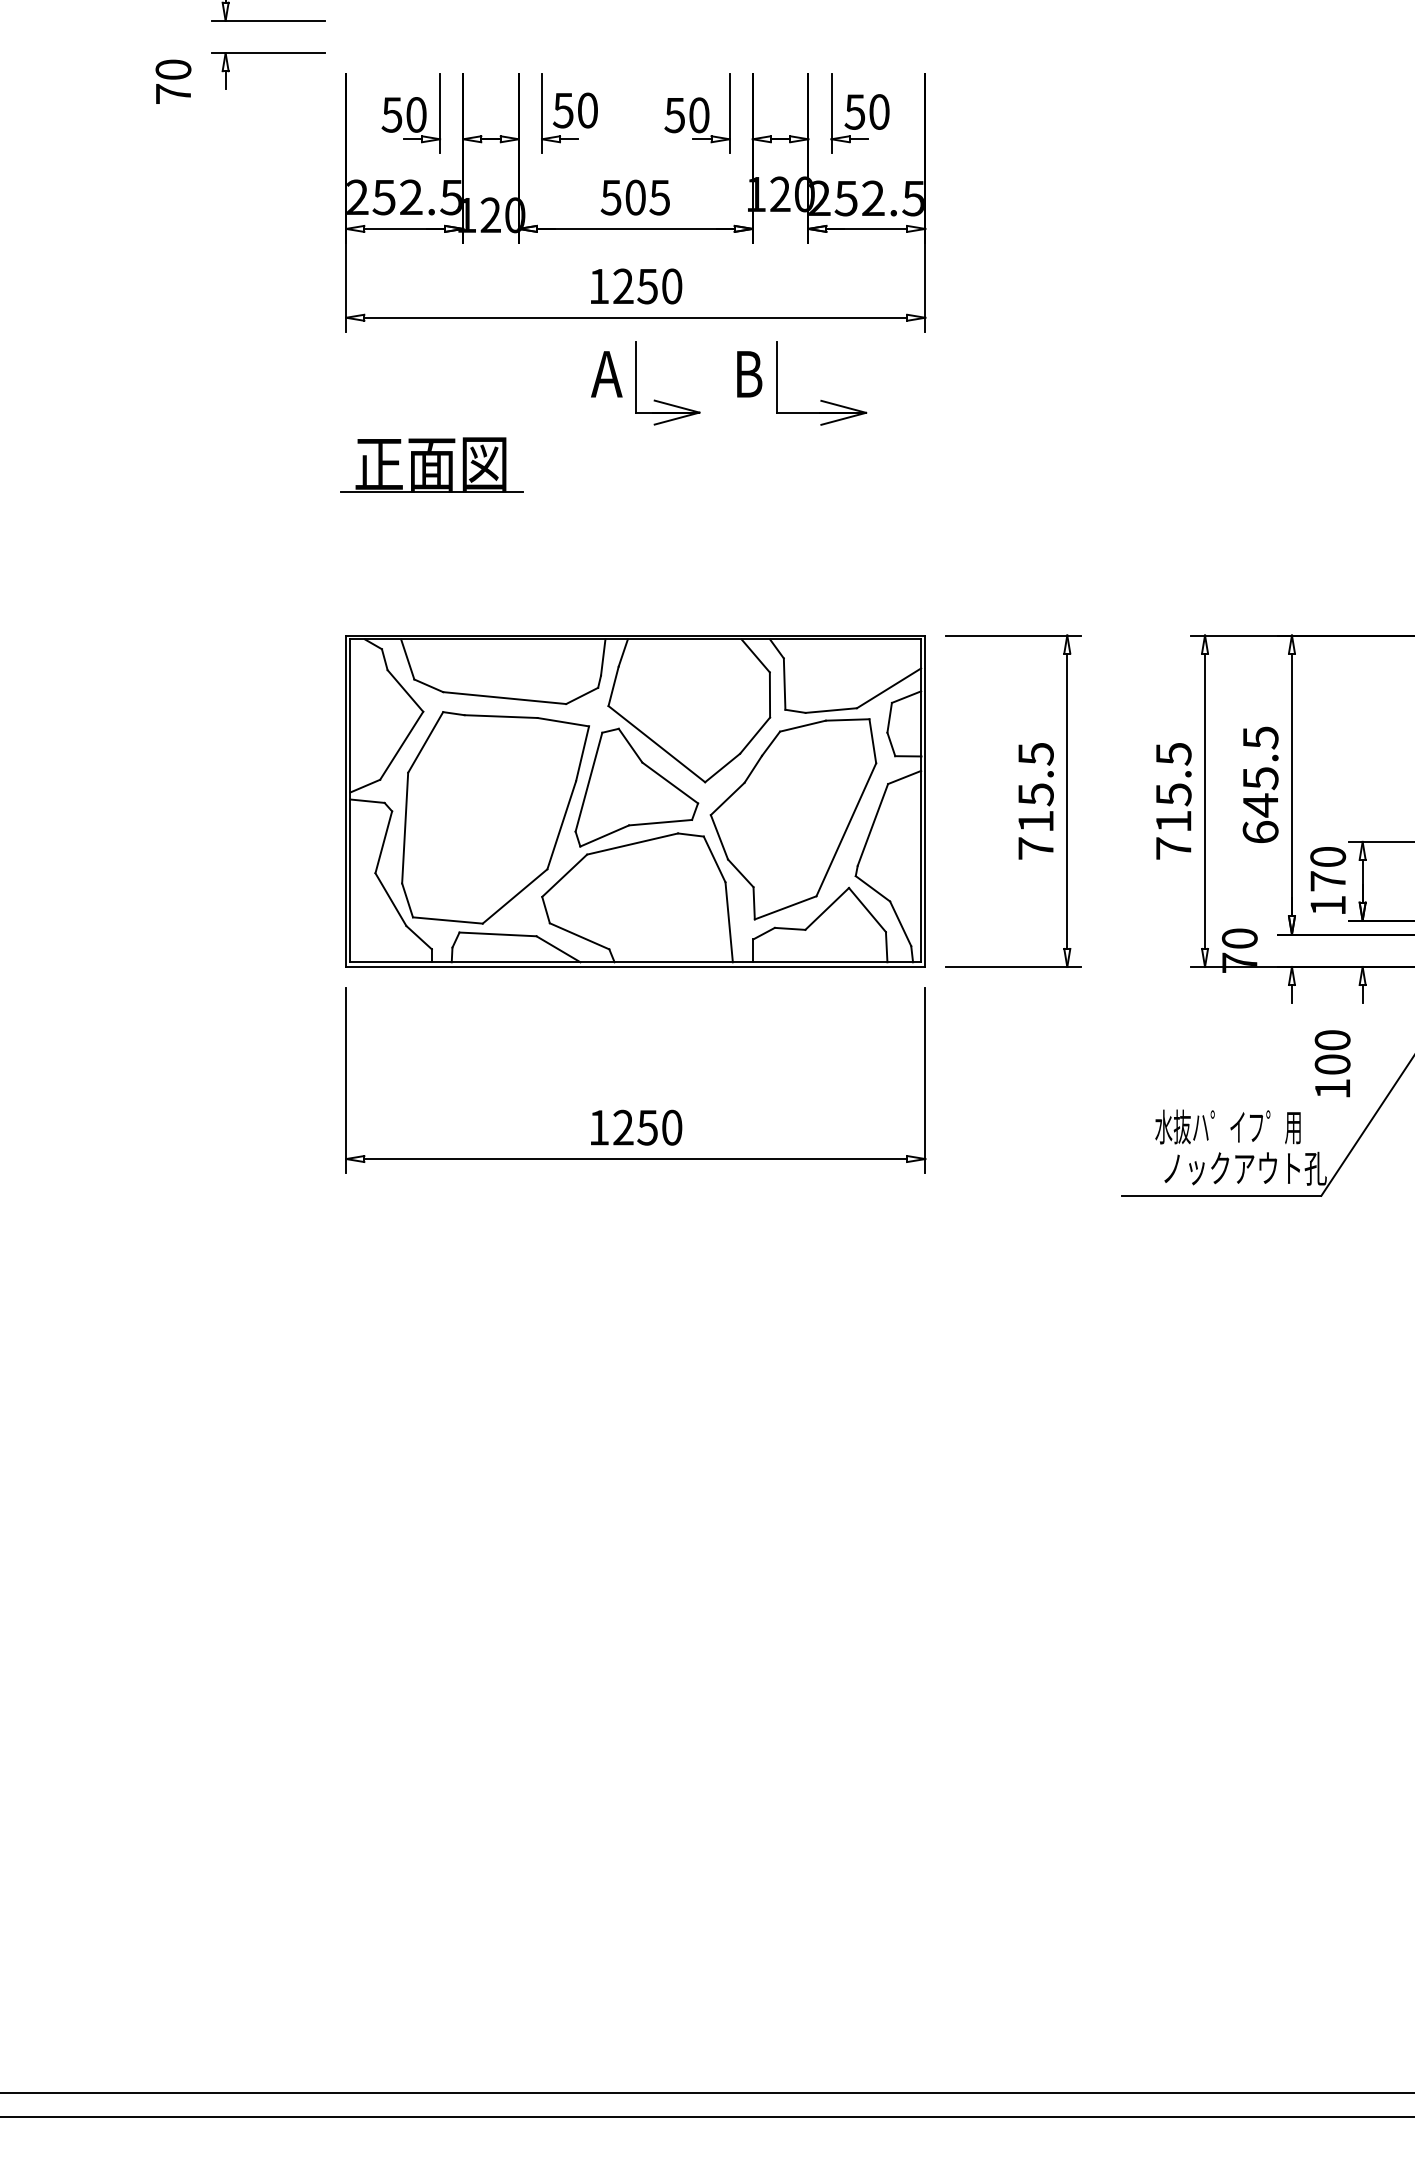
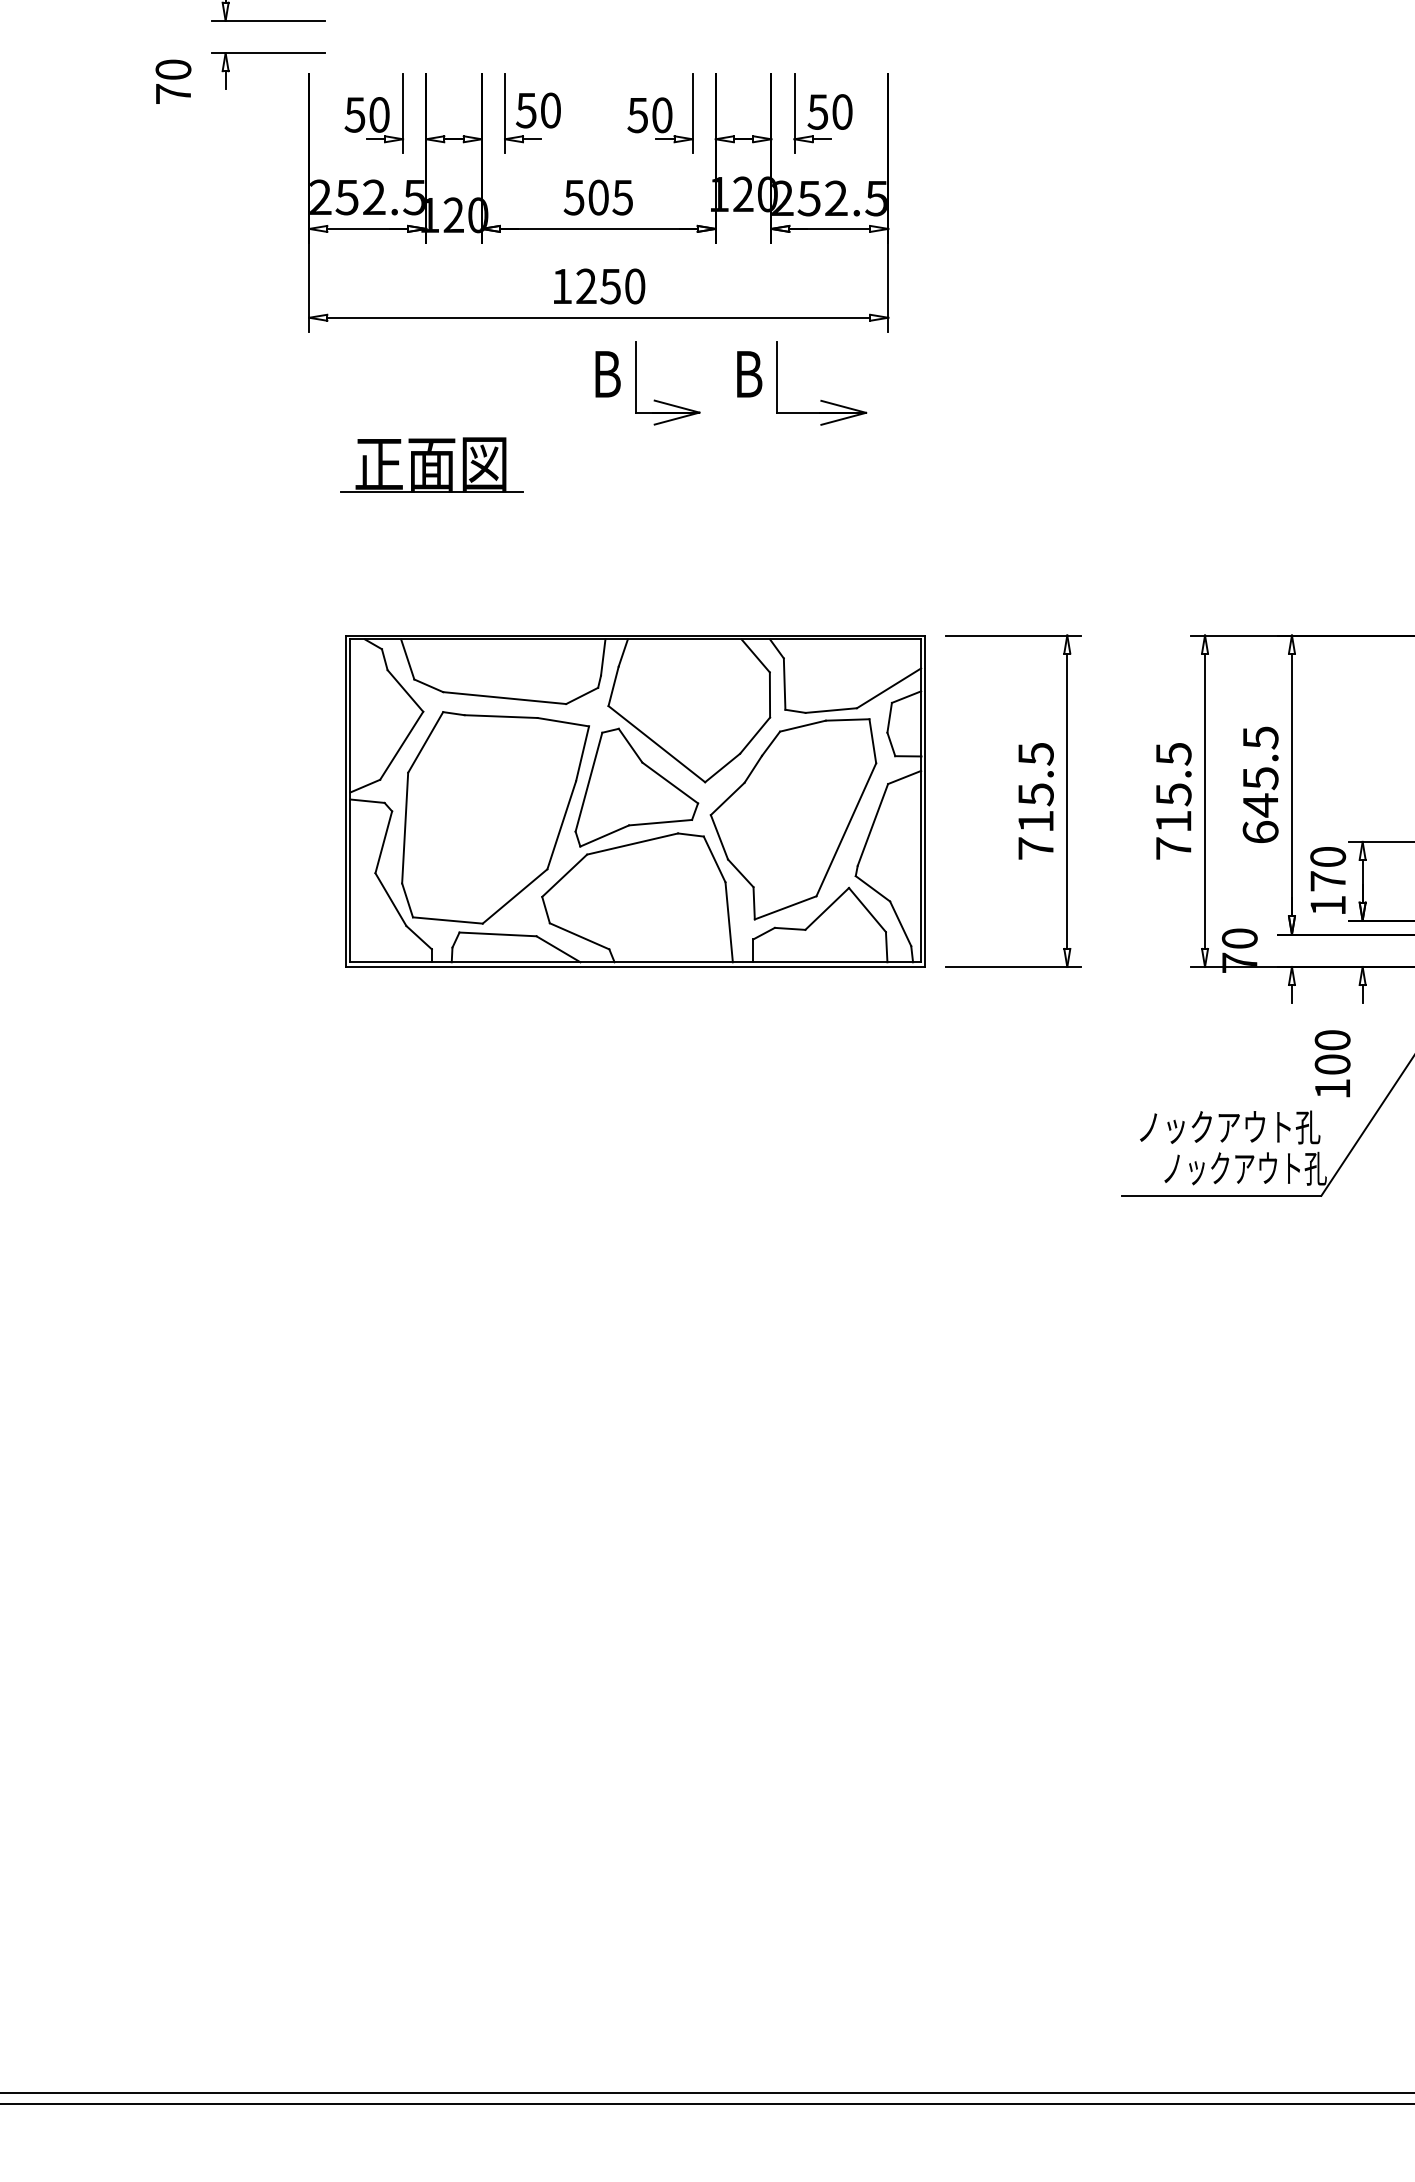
part position: (635, 202) -> (598, 202) (598, 202)
text: A -> B (606, 374)
part: present -> none (640, 1110)
text: 水抜ハ゜イフ゜用 -> ノックアウト孔 (1230, 1126)
line position: (706, 2116) -> (706, 2103) (706, 2103)
